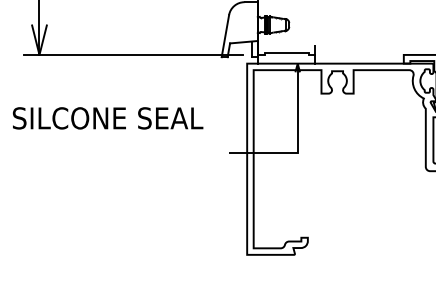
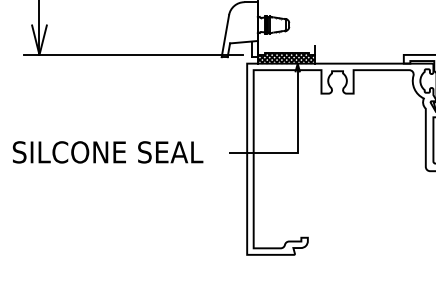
hatch: none -> present (286, 57)
text position: (107, 118) -> (107, 152) (107, 152)
